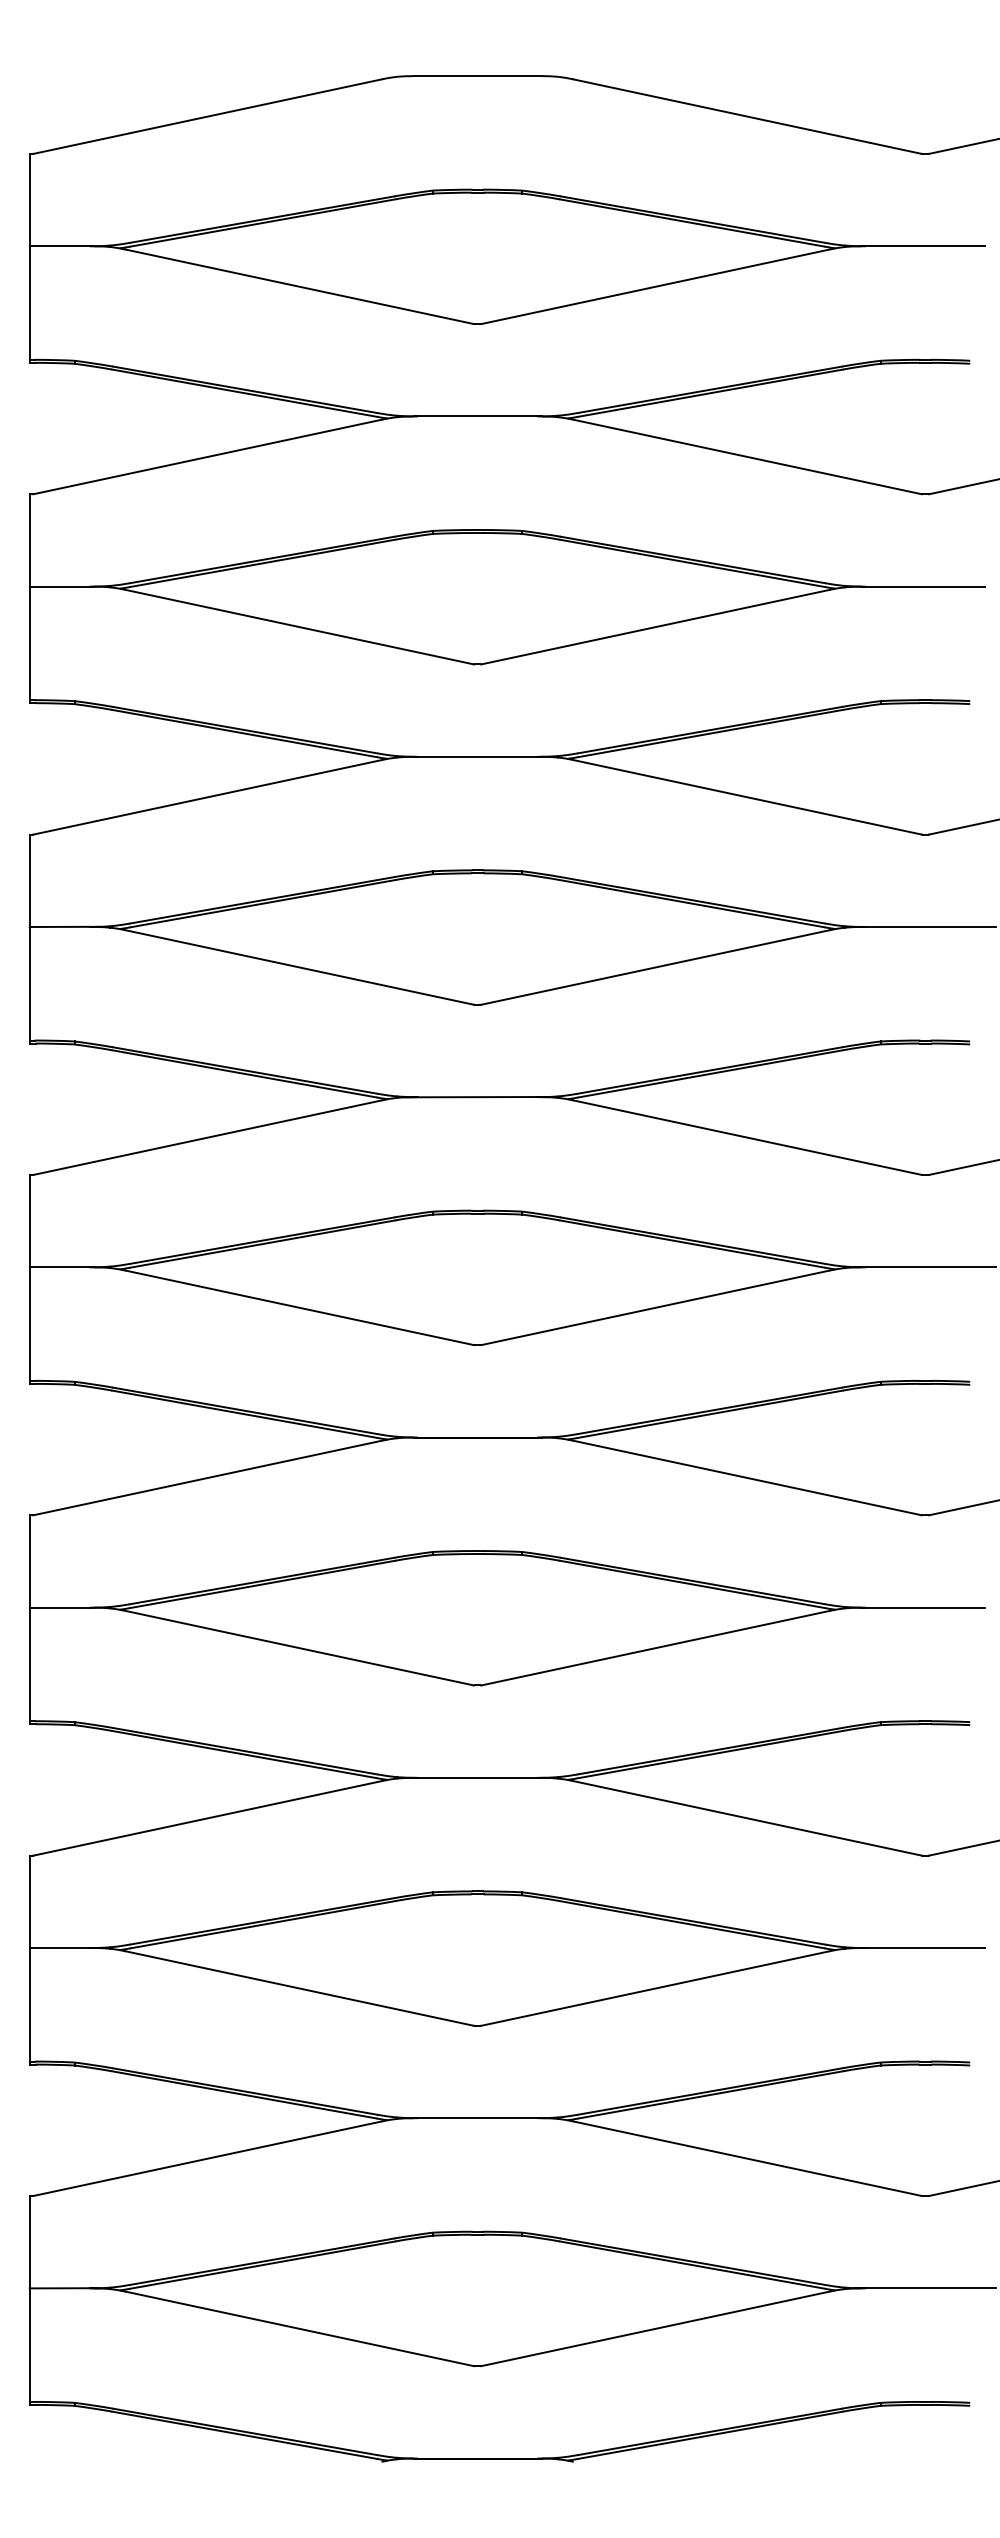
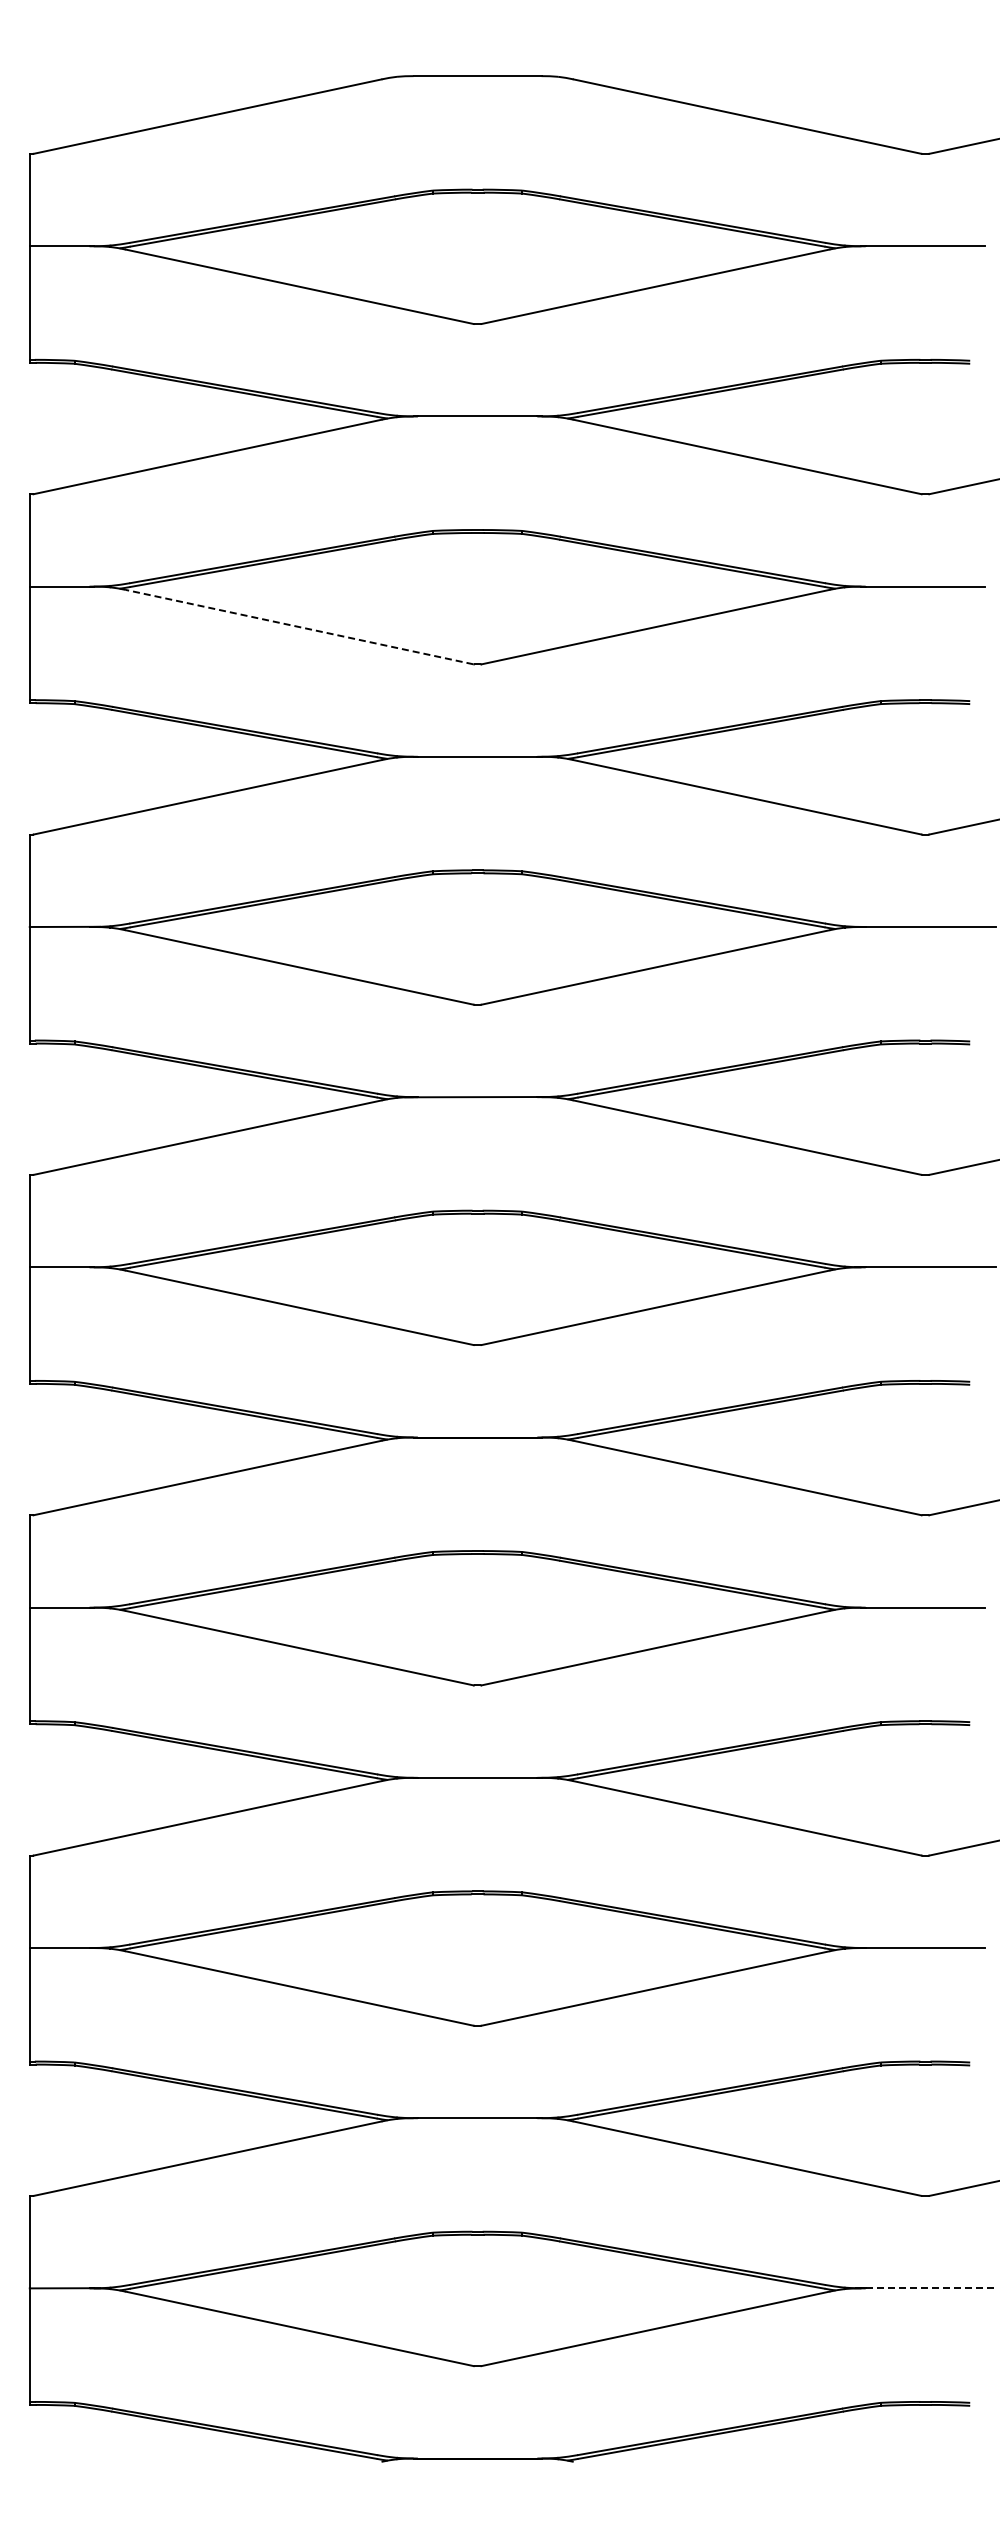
line: solid -> dashed (299, 627)
line: solid -> dashed (925, 2288)
